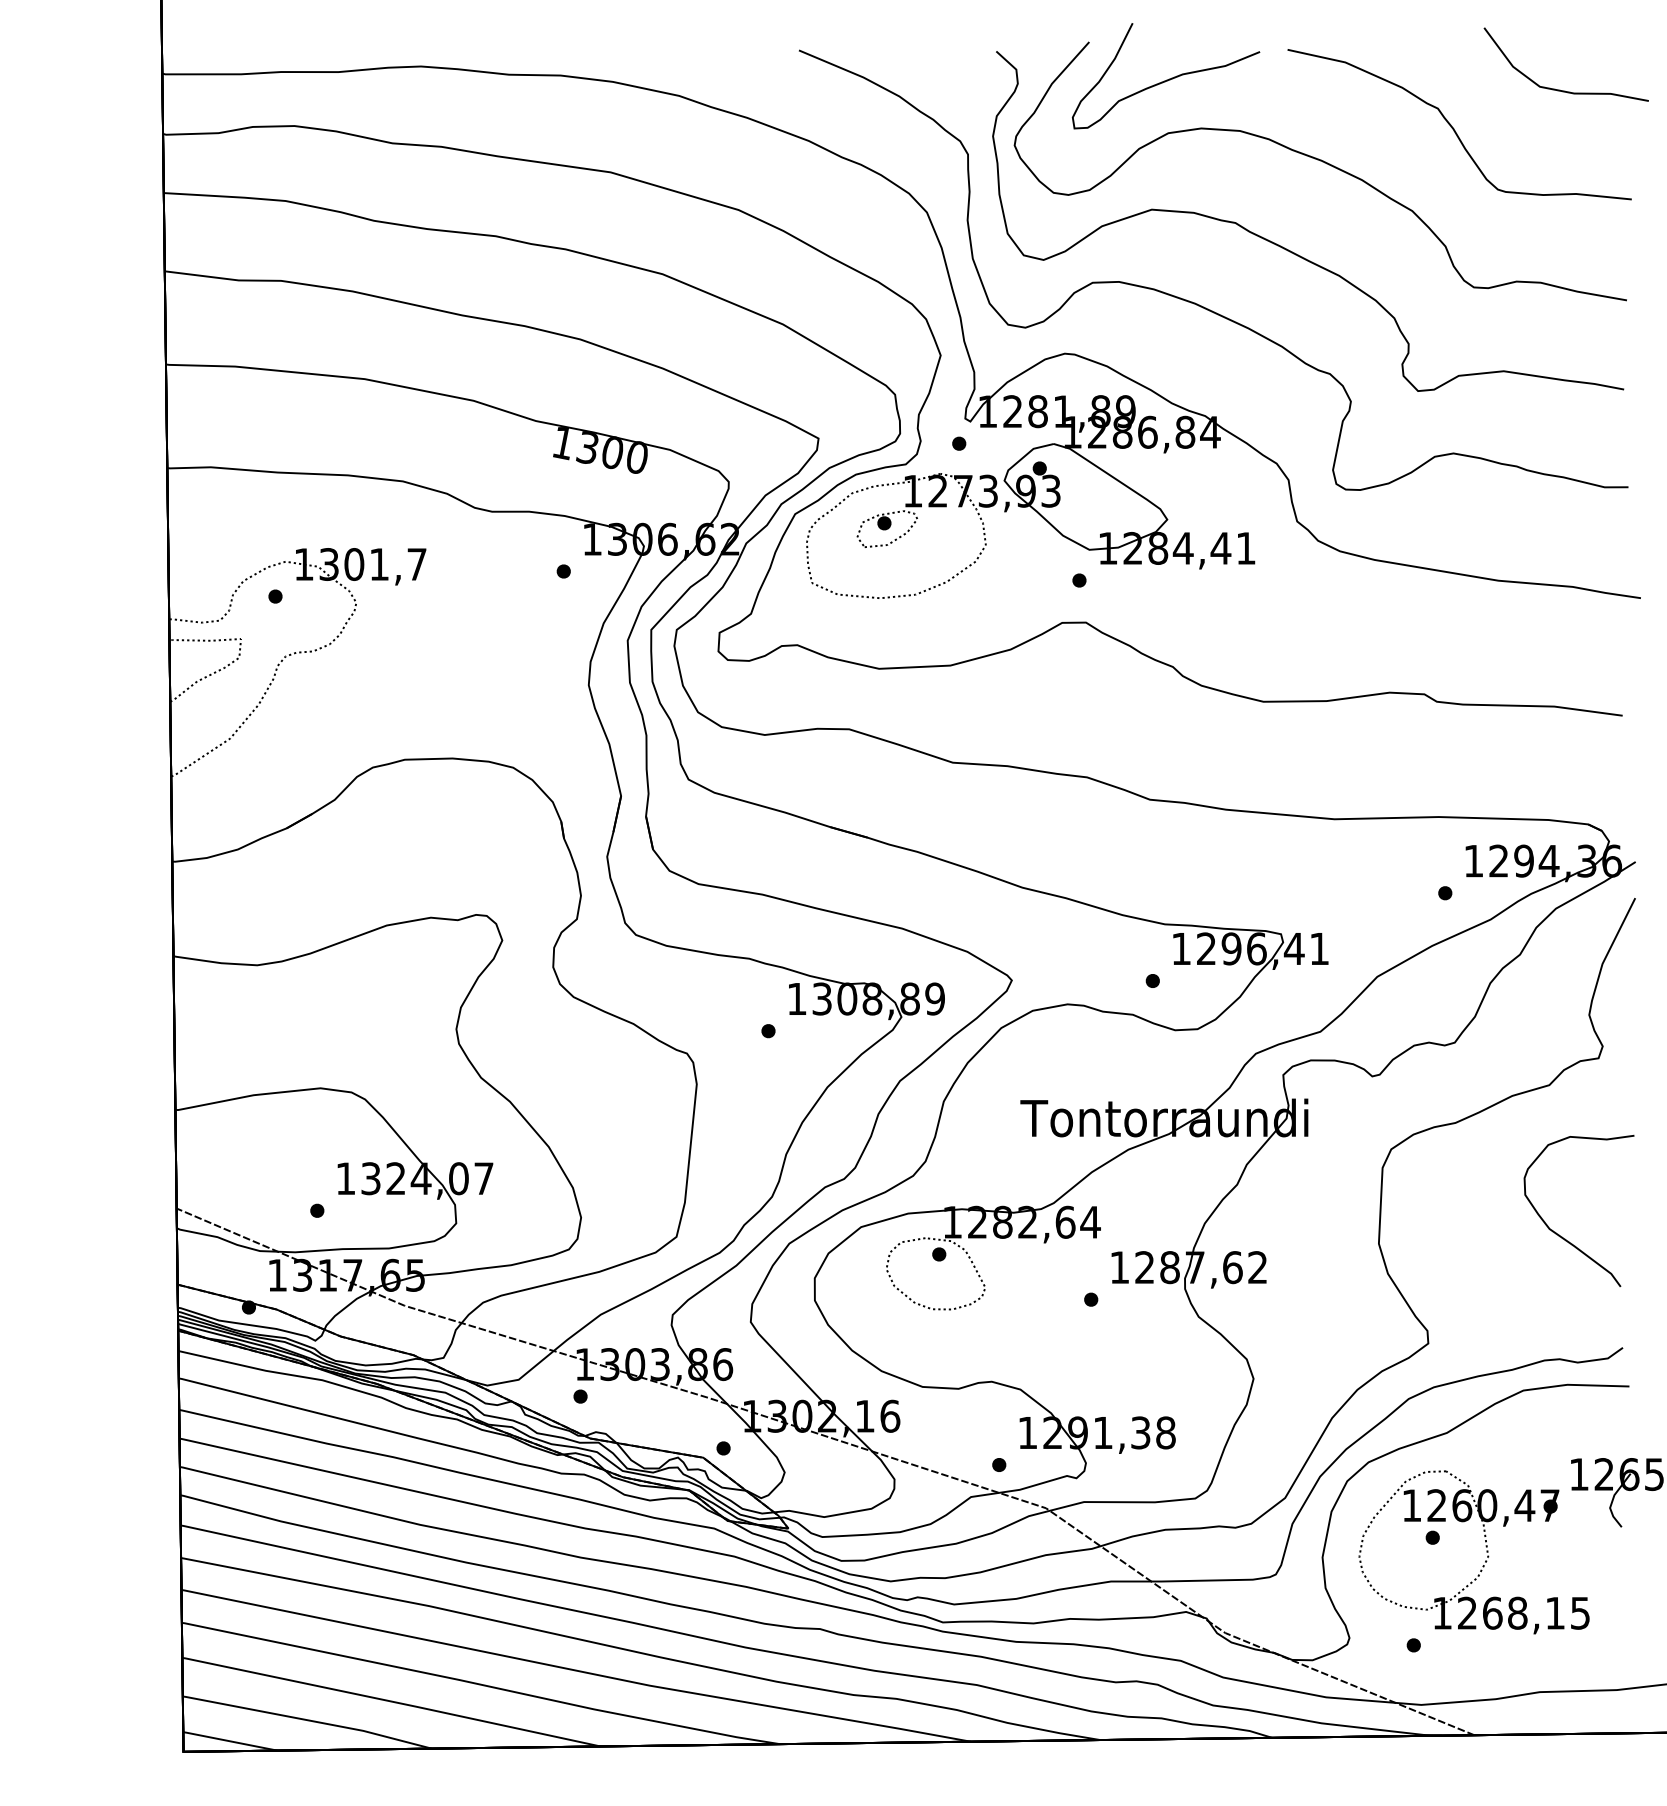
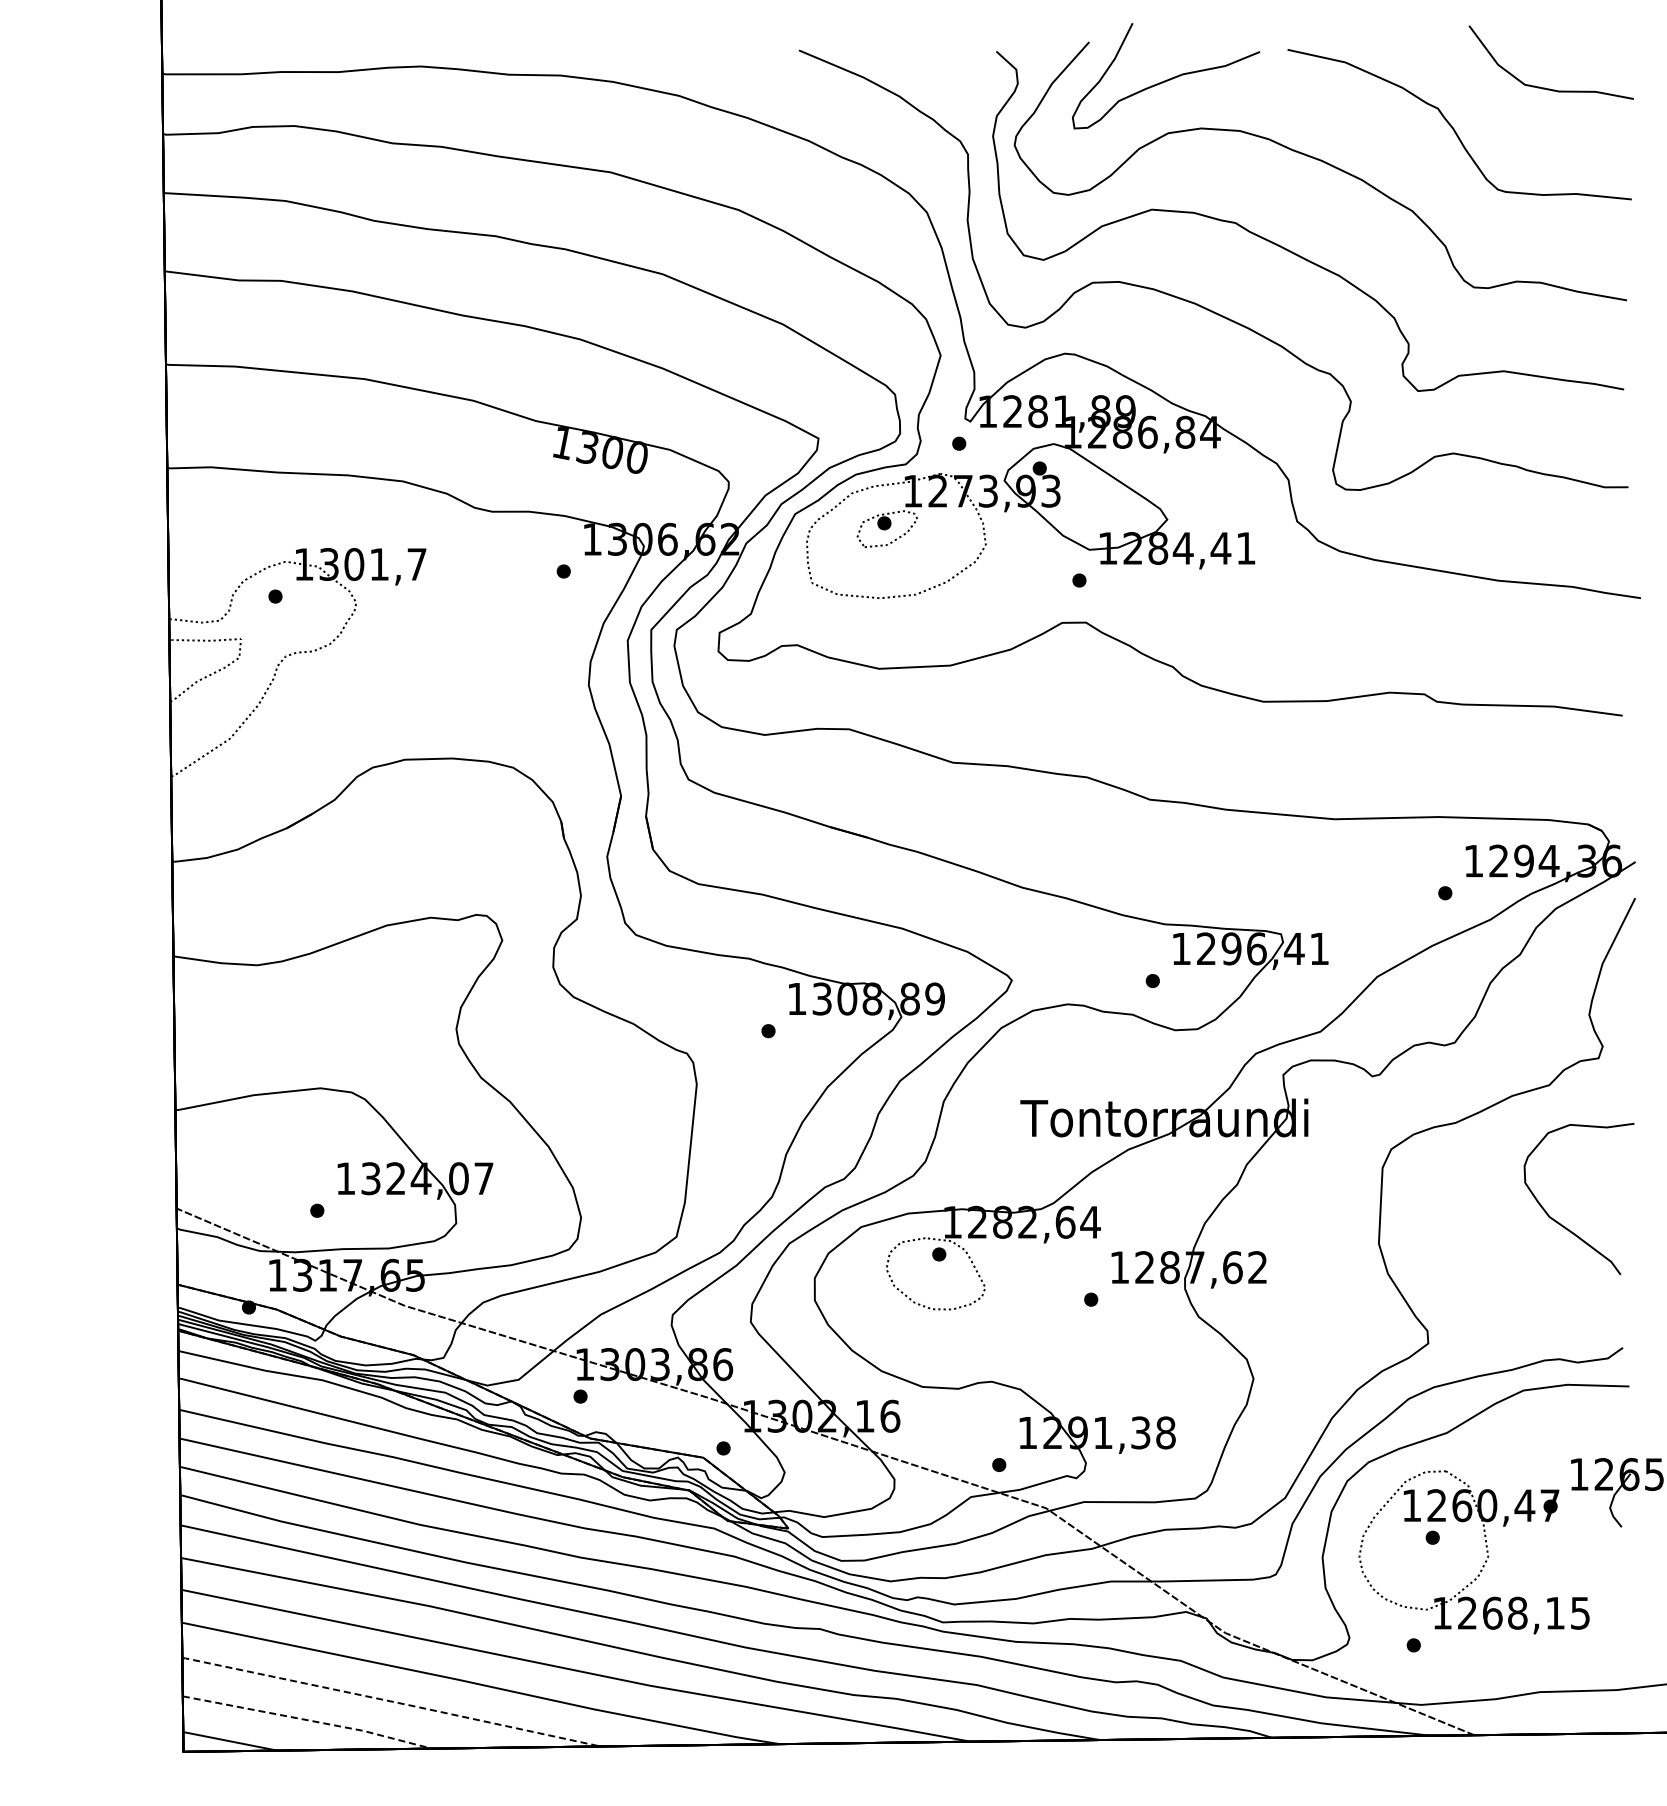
curve position: (1560, 89) -> (1545, 87) (1545, 87)
curve position: (1562, 1236) -> (1562, 1224) (1562, 1224)
line: solid -> dashed (391, 1701)
line: solid -> dashed (307, 1720)
